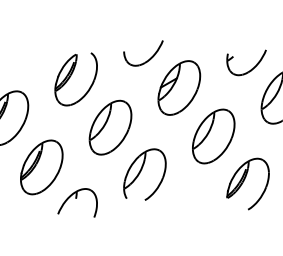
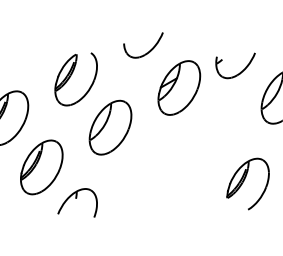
part position: (146, 60) -> (146, 52) (146, 52)
part position: (251, 68) -> (240, 71) (240, 71)
part: present -> none (213, 136)
part: present -> none (144, 174)
